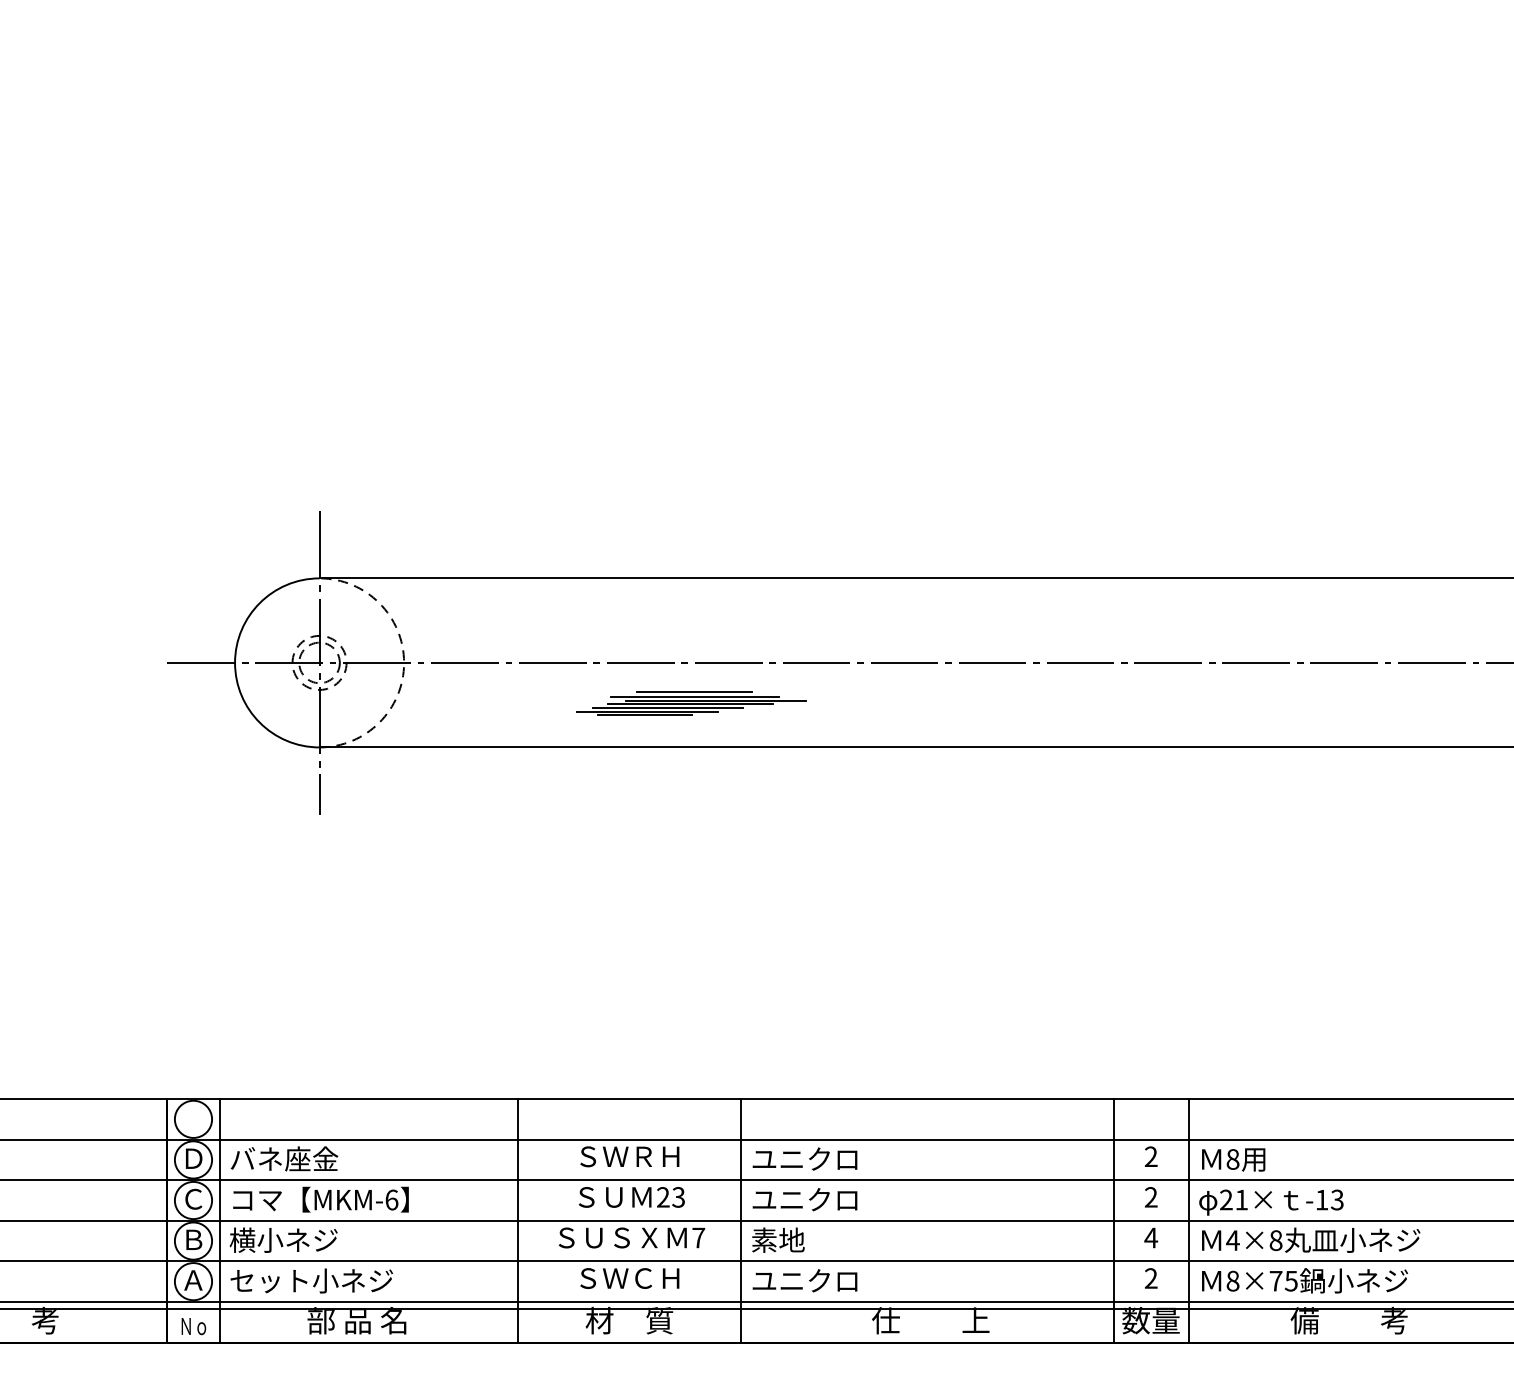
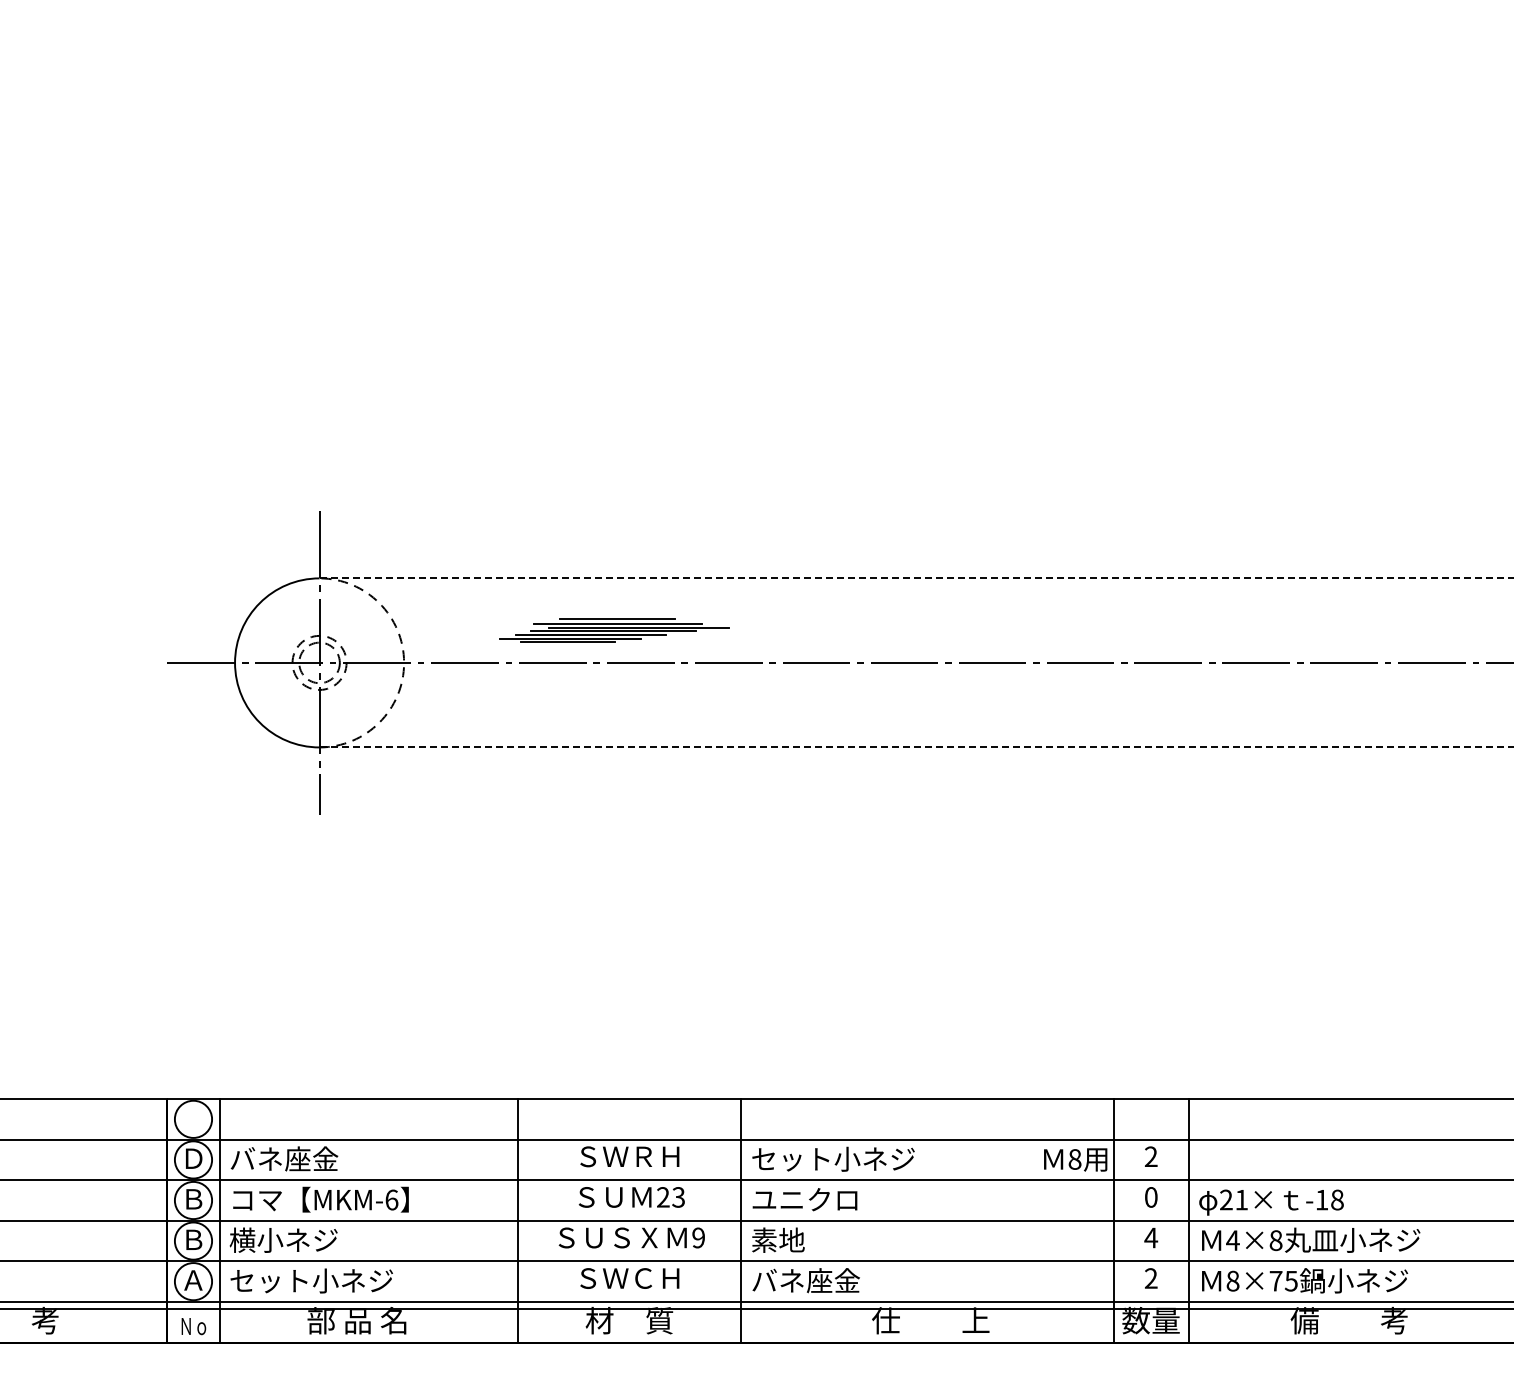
line: solid -> dashed (916, 578)
part position: (691, 703) -> (614, 630) (614, 630)
line: solid -> dashed (916, 747)
text: ユニクロ -> セット小ネジ (833, 1158)
text position: (1233, 1159) -> (1075, 1159) (1075, 1159)
text: 2 -> 0 (1150, 1197)
text: Ｃ -> Ｂ (193, 1198)
text: -13 -> -18 (1336, 1199)
text: 7 -> 9 (698, 1237)
text: ユニクロ -> バネ座金 (805, 1280)
